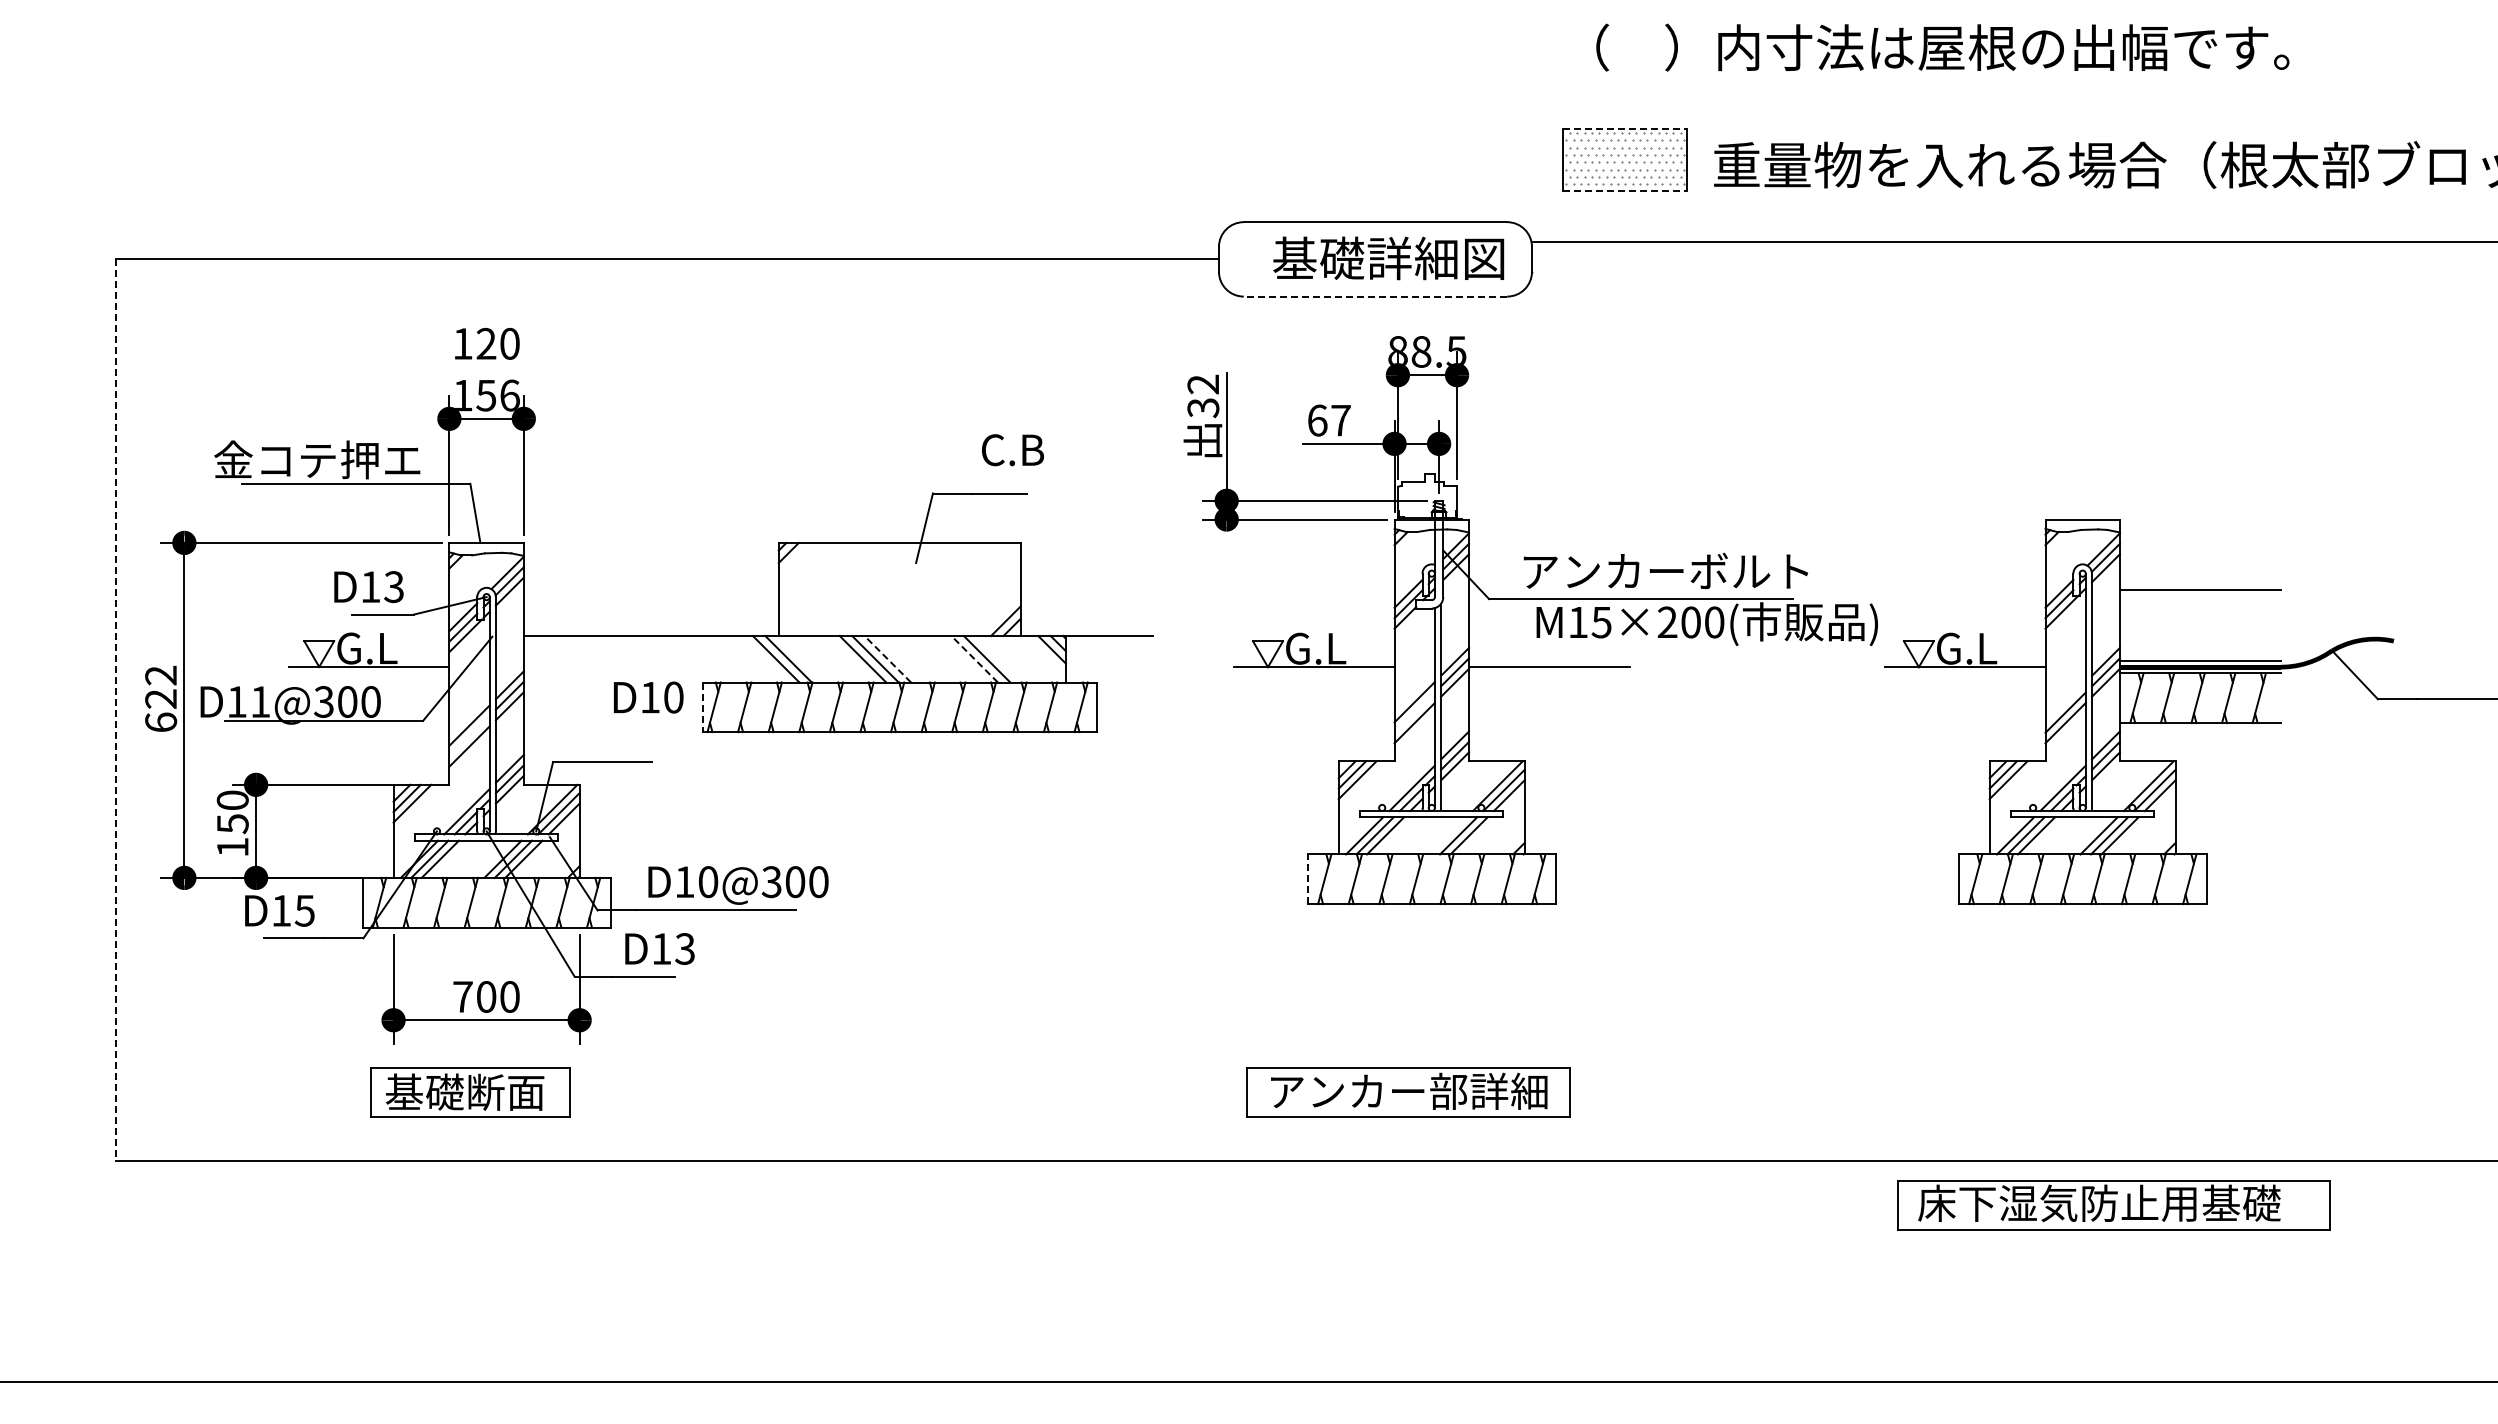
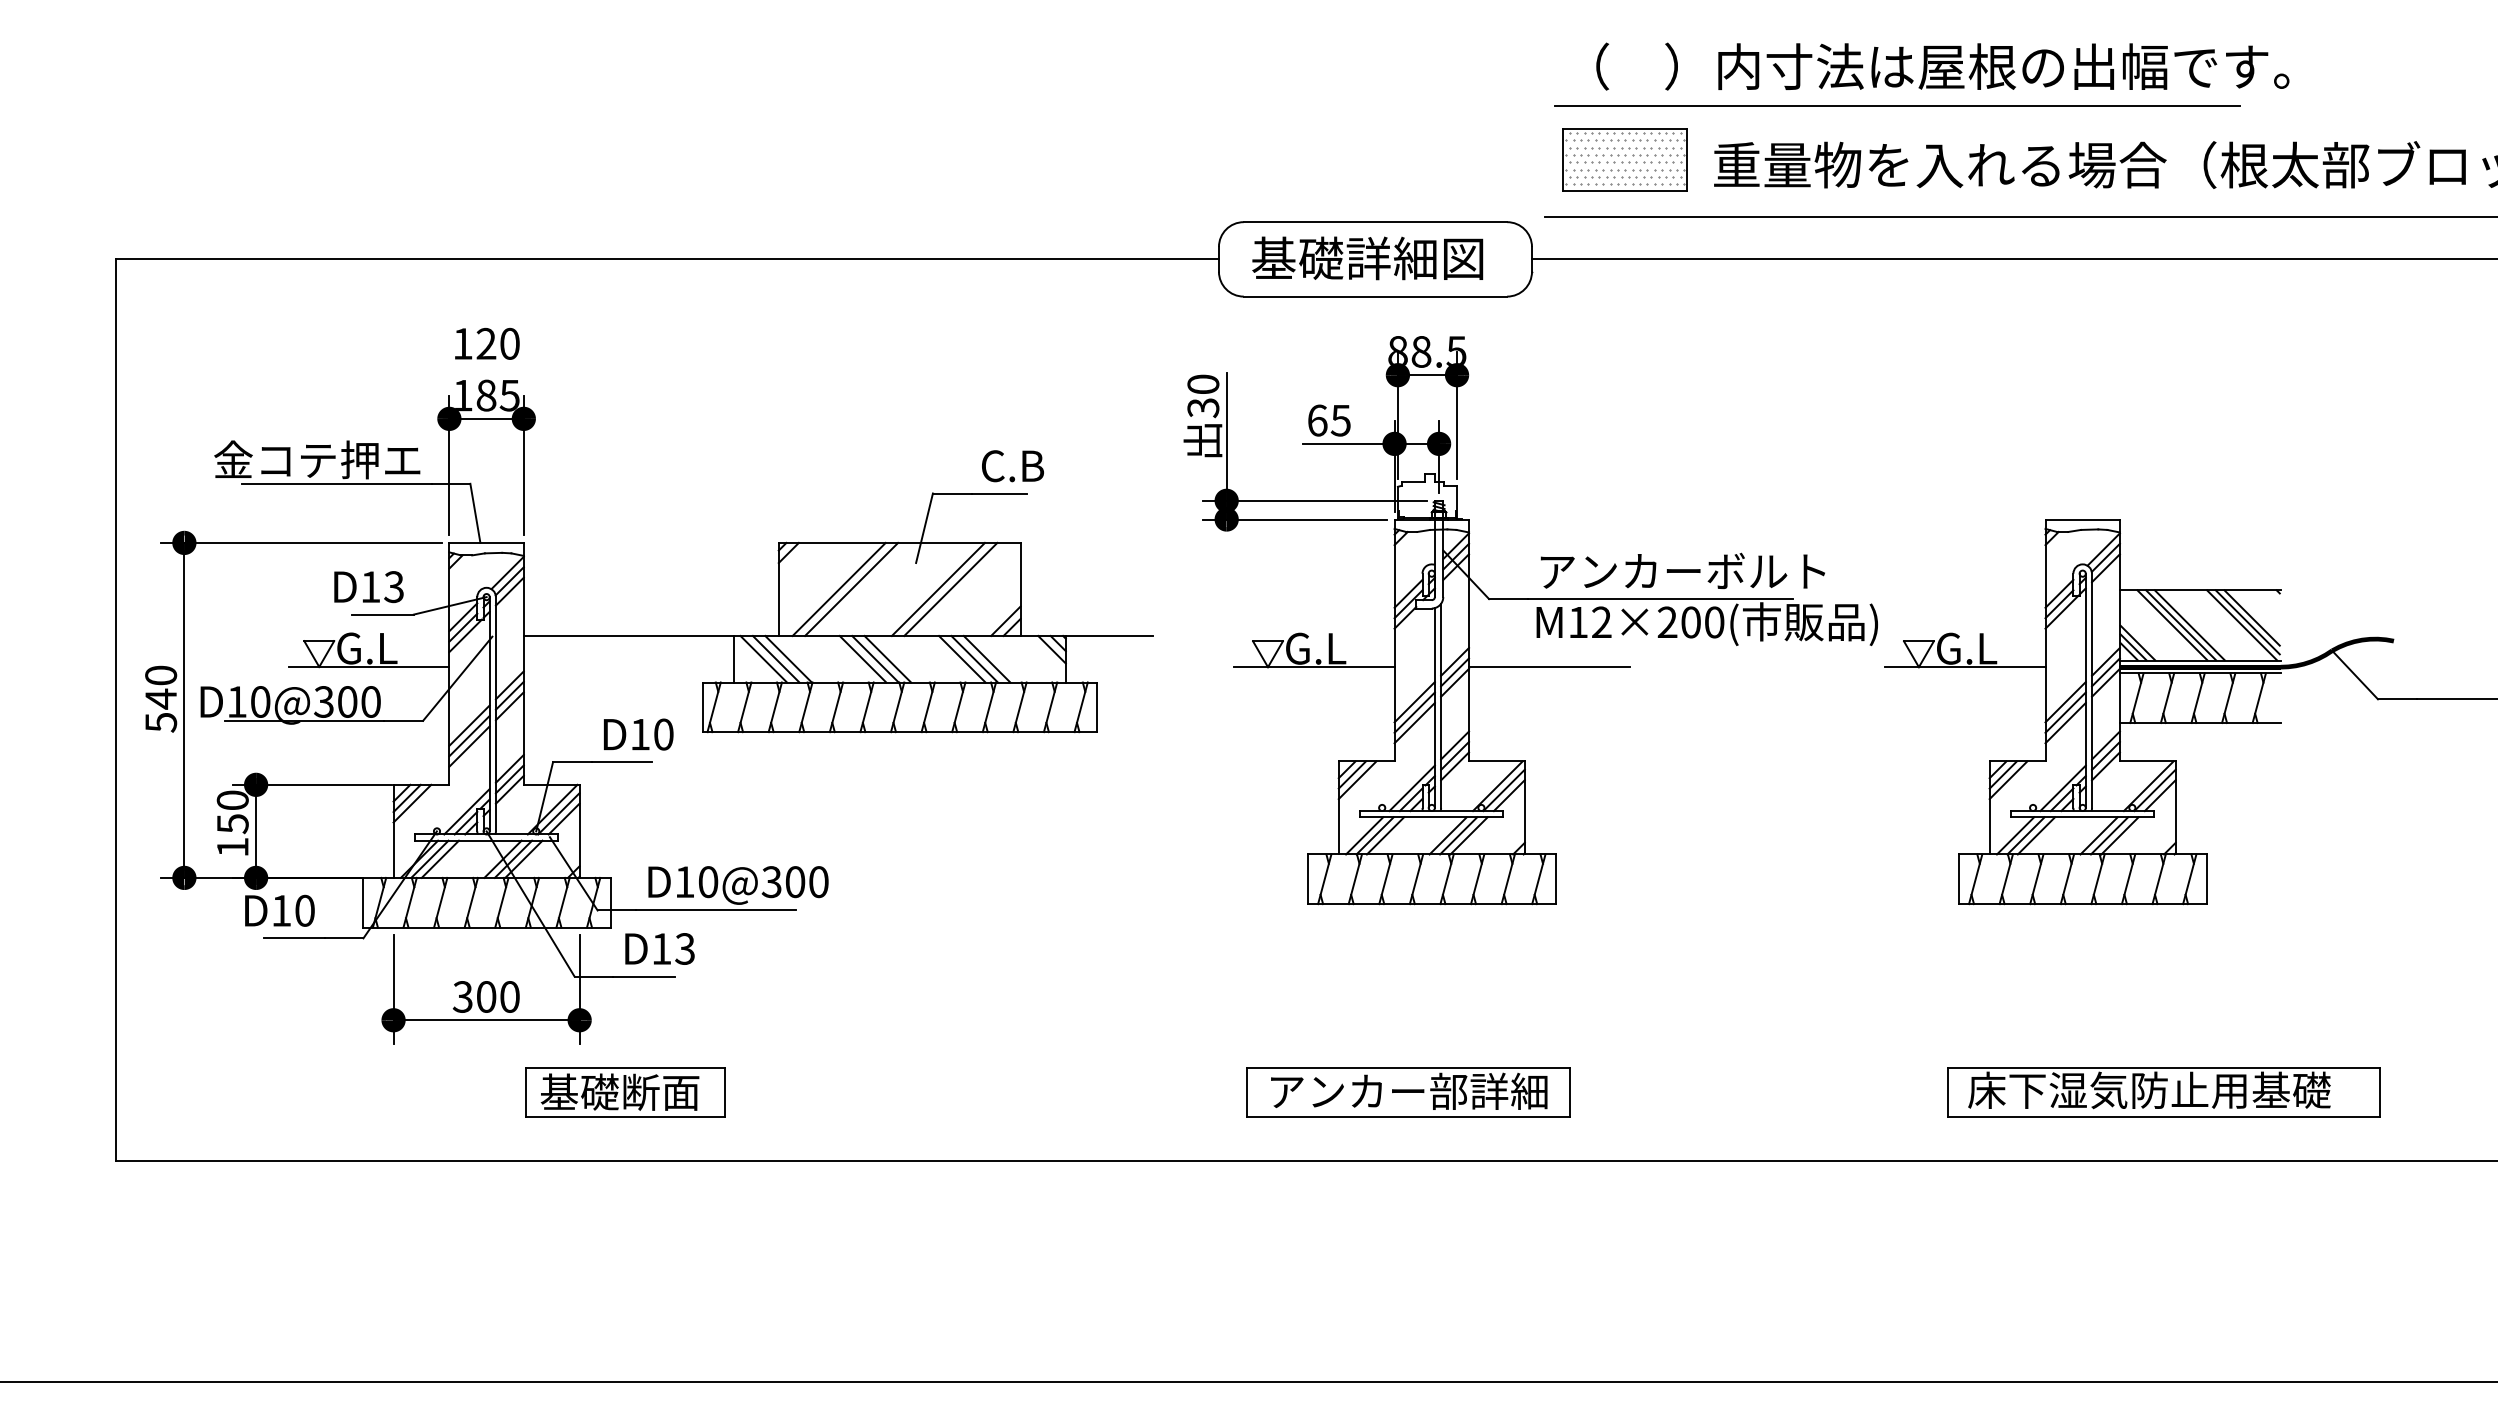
text position: (1942, 47) -> (1942, 66) (1942, 66)
line: none -> present (1897, 105)
line: dashed -> solid (1625, 128)
line: dashed -> solid (1625, 190)
line: none -> present (2019, 216)
line position: (2013, 242) -> (2013, 259) (2013, 259)
text position: (1388, 258) -> (1367, 258) (1367, 258)
line: dashed -> solid (1375, 296)
text: 32 -> 30 (1203, 384)
text: 156 -> 185 (497, 395)
text: 67 -> 65 (1340, 420)
text position: (1012, 450) -> (1012, 466) (1012, 466)
text position: (1665, 570) -> (1682, 570) (1682, 570)
line: none -> present (838, 588)
line: none -> present (851, 588)
line: none -> present (937, 588)
line: none -> present (950, 588)
text: M15×200( -> M12×200( (1601, 622)
hatch: none -> present (2199, 624)
line: none -> present (733, 658)
line: none -> present (763, 658)
line: none -> present (962, 658)
line: dashed -> solid (887, 659)
line: dashed -> solid (974, 659)
text position: (648, 697) -> (638, 734) (638, 734)
text: 622 -> 540 (161, 698)
text: D11@300 -> D10@300 (260, 701)
line: none -> present (2065, 702)
line: dashed -> solid (702, 707)
line: dashed -> solid (115, 709)
line: none -> present (1414, 712)
line: none -> present (469, 735)
line: none -> present (1447, 835)
line: dashed -> solid (1307, 879)
text: D15 -> D10 (304, 910)
text: 700 -> 300 (462, 996)
part position: (470, 1092) -> (625, 1092) (625, 1092)
part position: (2113, 1205) -> (2163, 1092) (2163, 1092)
